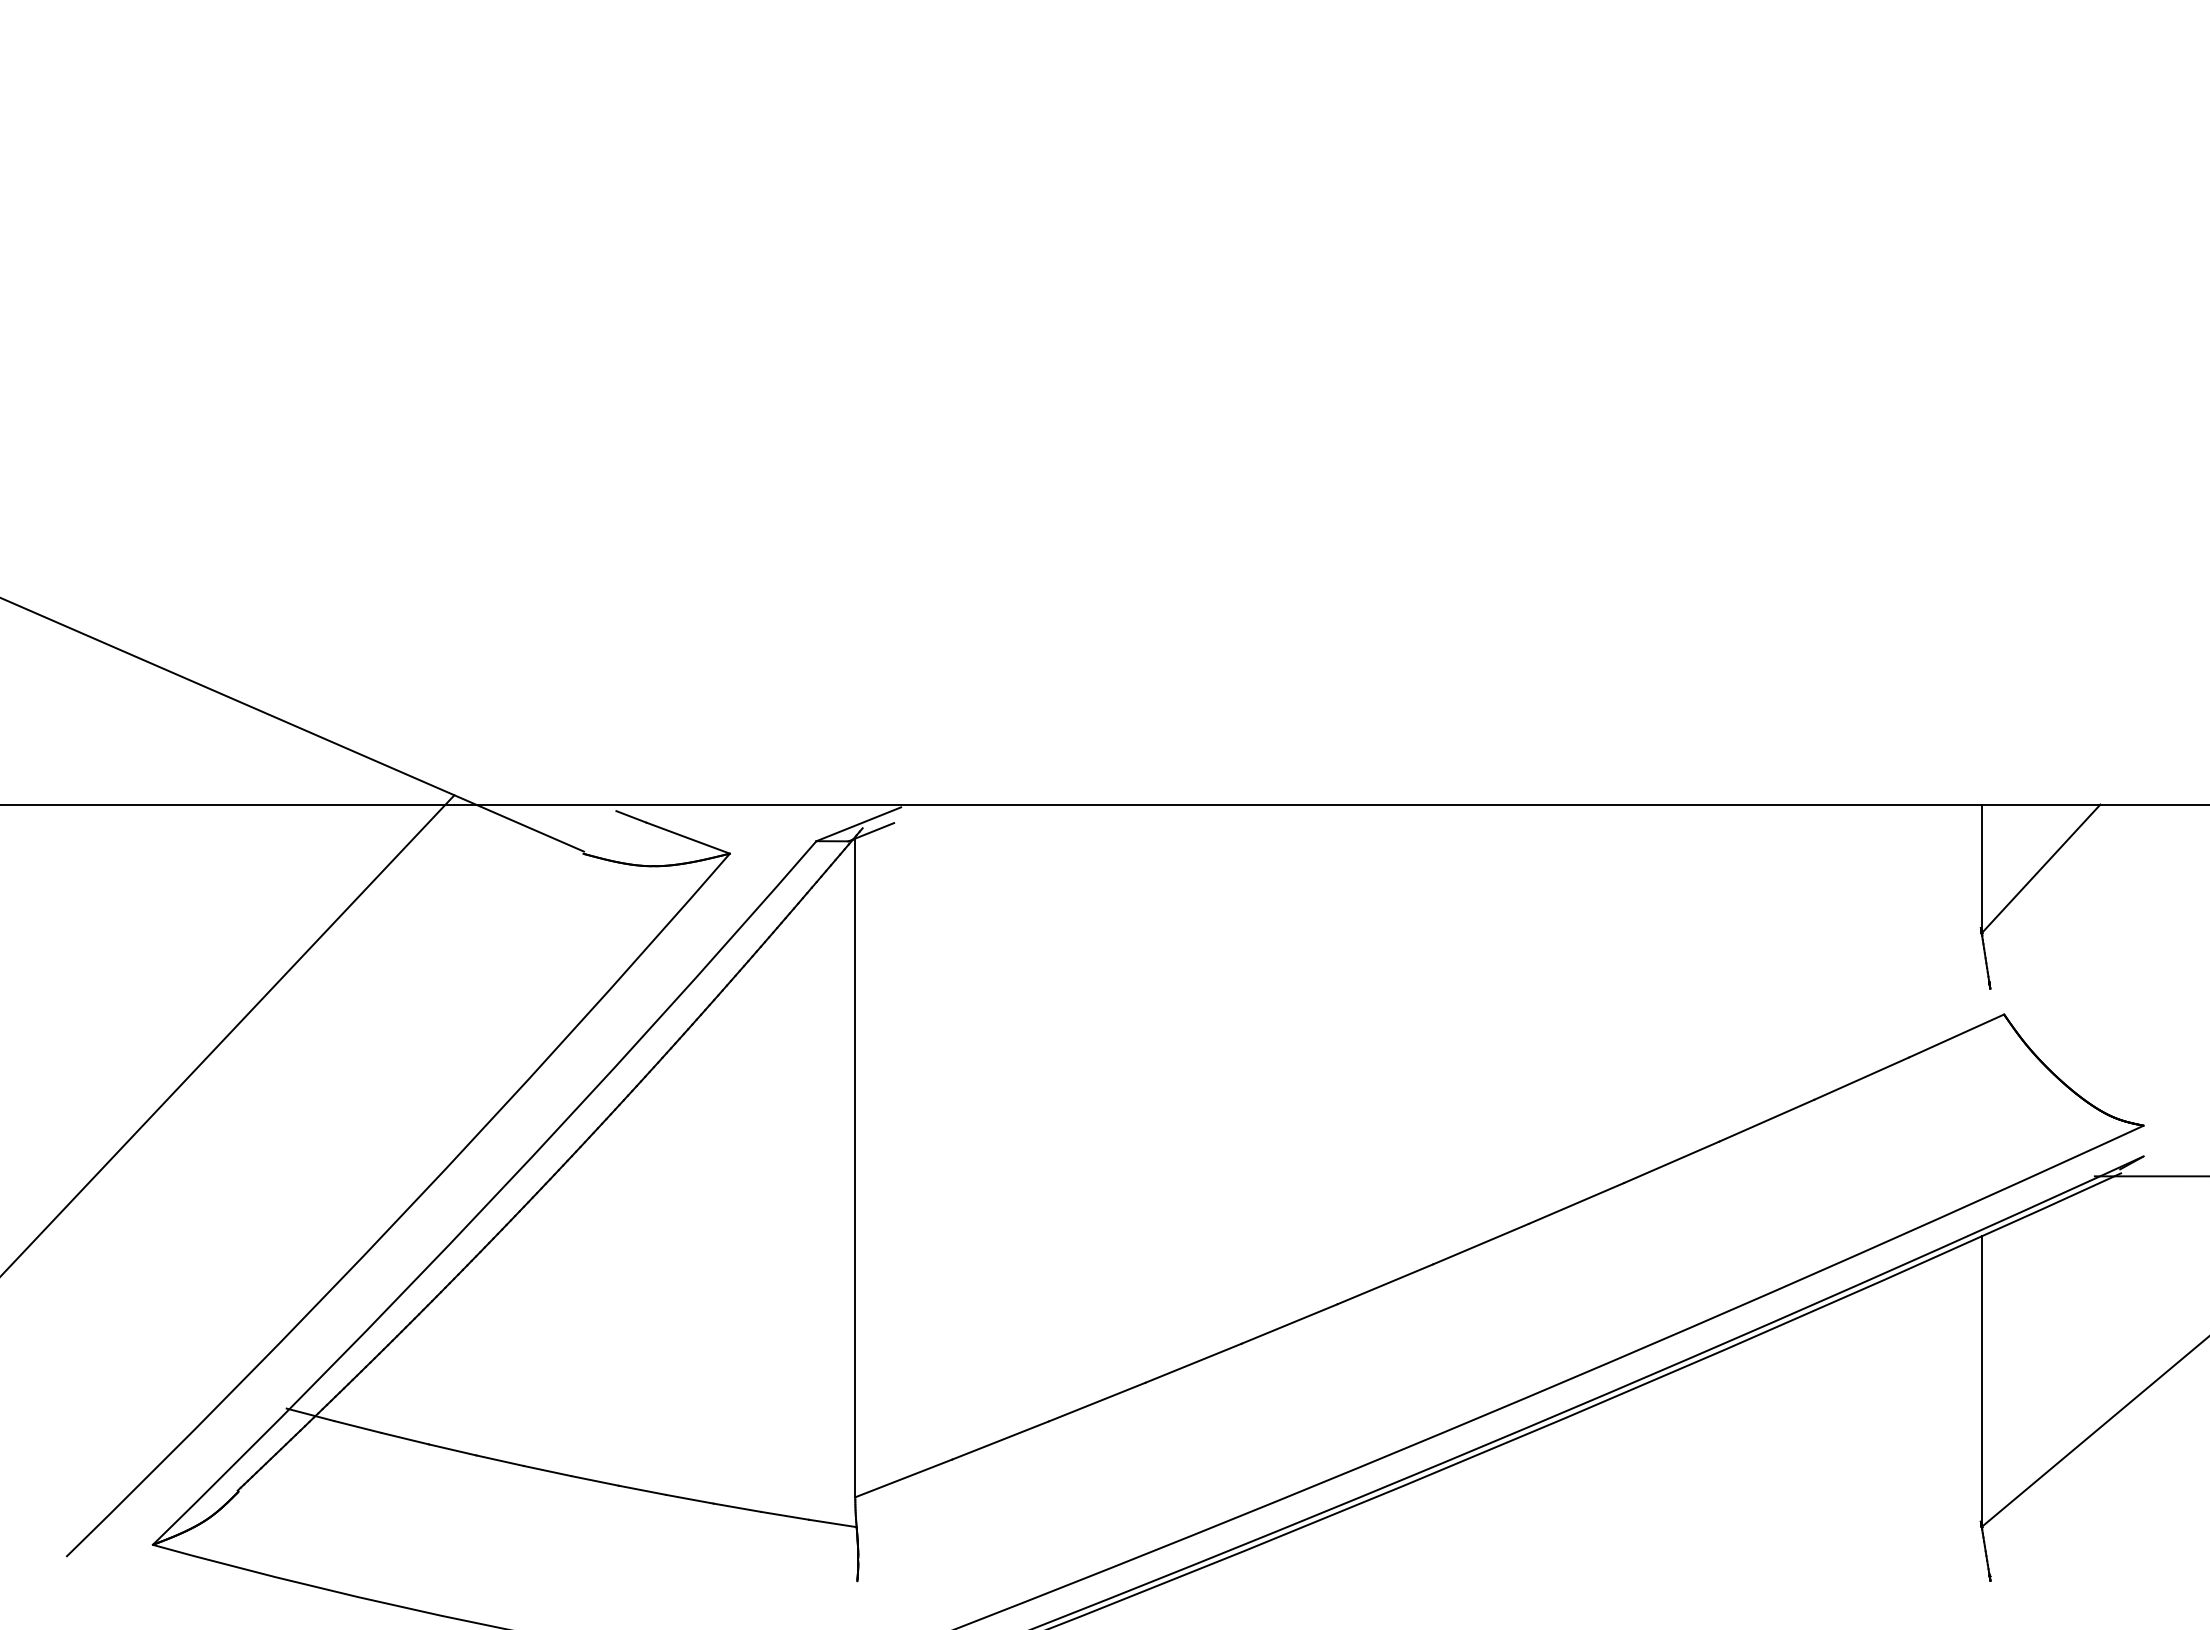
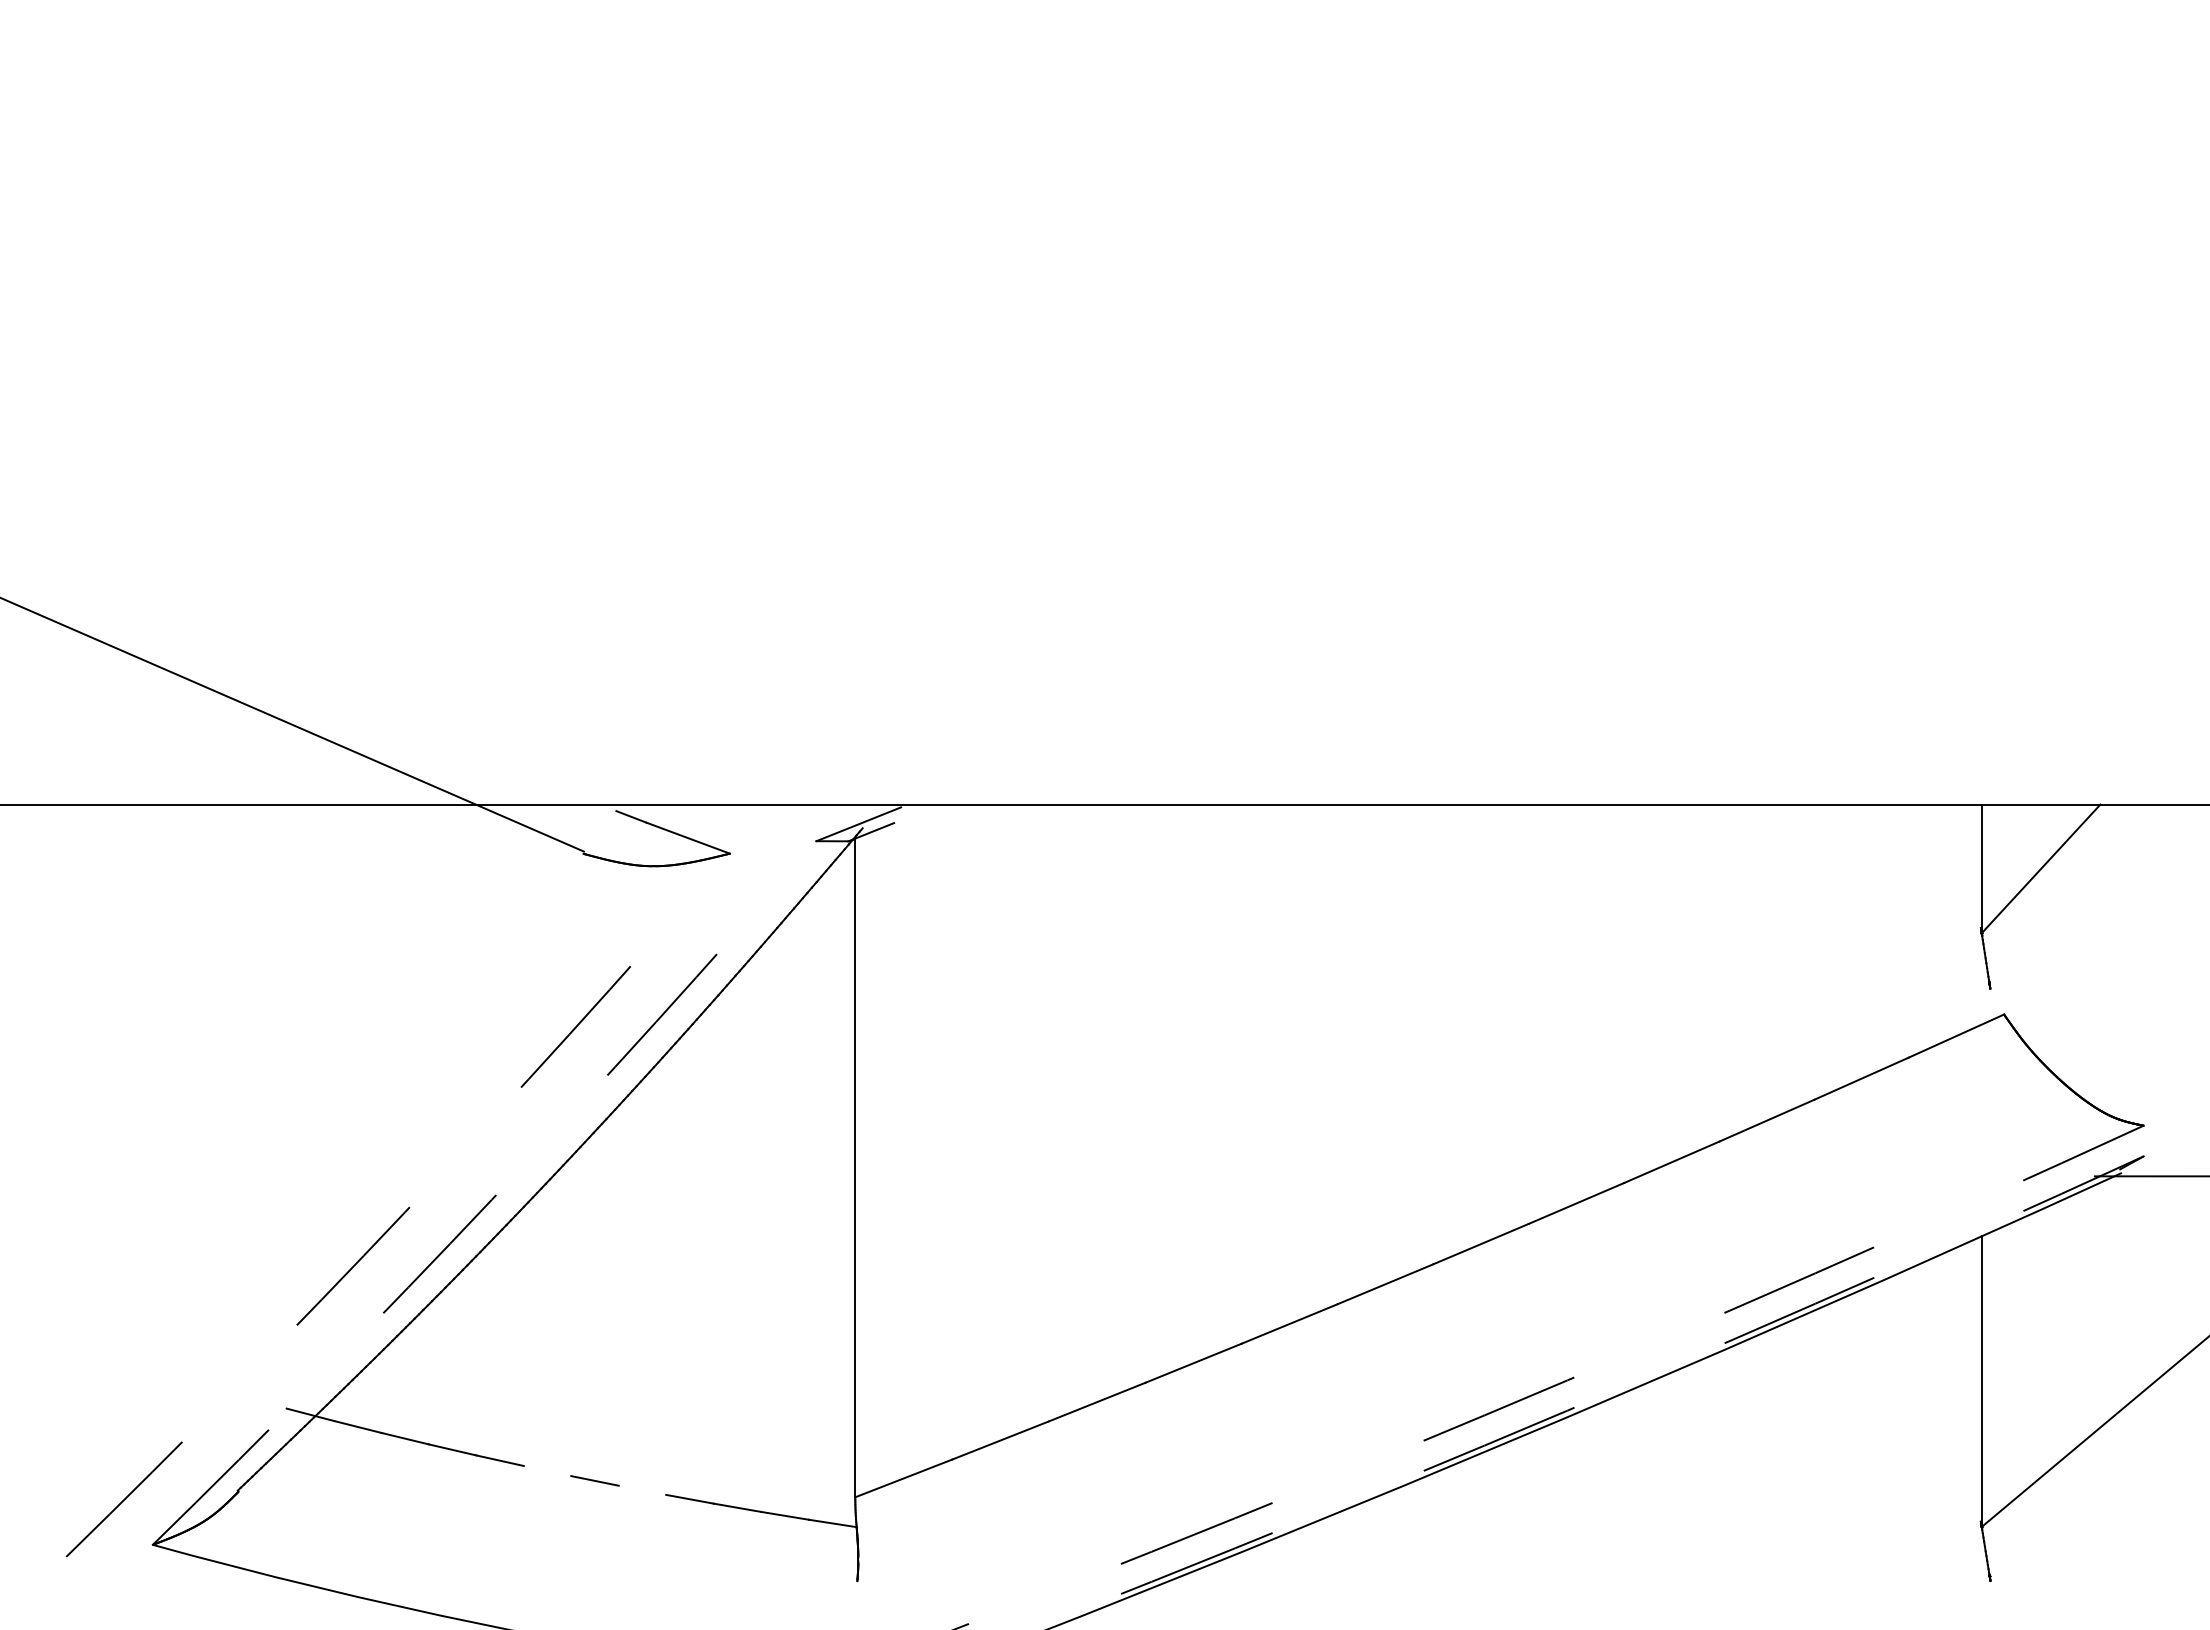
line: present -> none (228, 1034)
arc: solid -> dashed (491, 1199)
arc: solid -> dashed (405, 1212)
arc: solid -> dashed (1551, 1386)
arc: solid -> dashed (1590, 1400)
line: present -> none (547, 1470)
line: present -> none (642, 1489)
